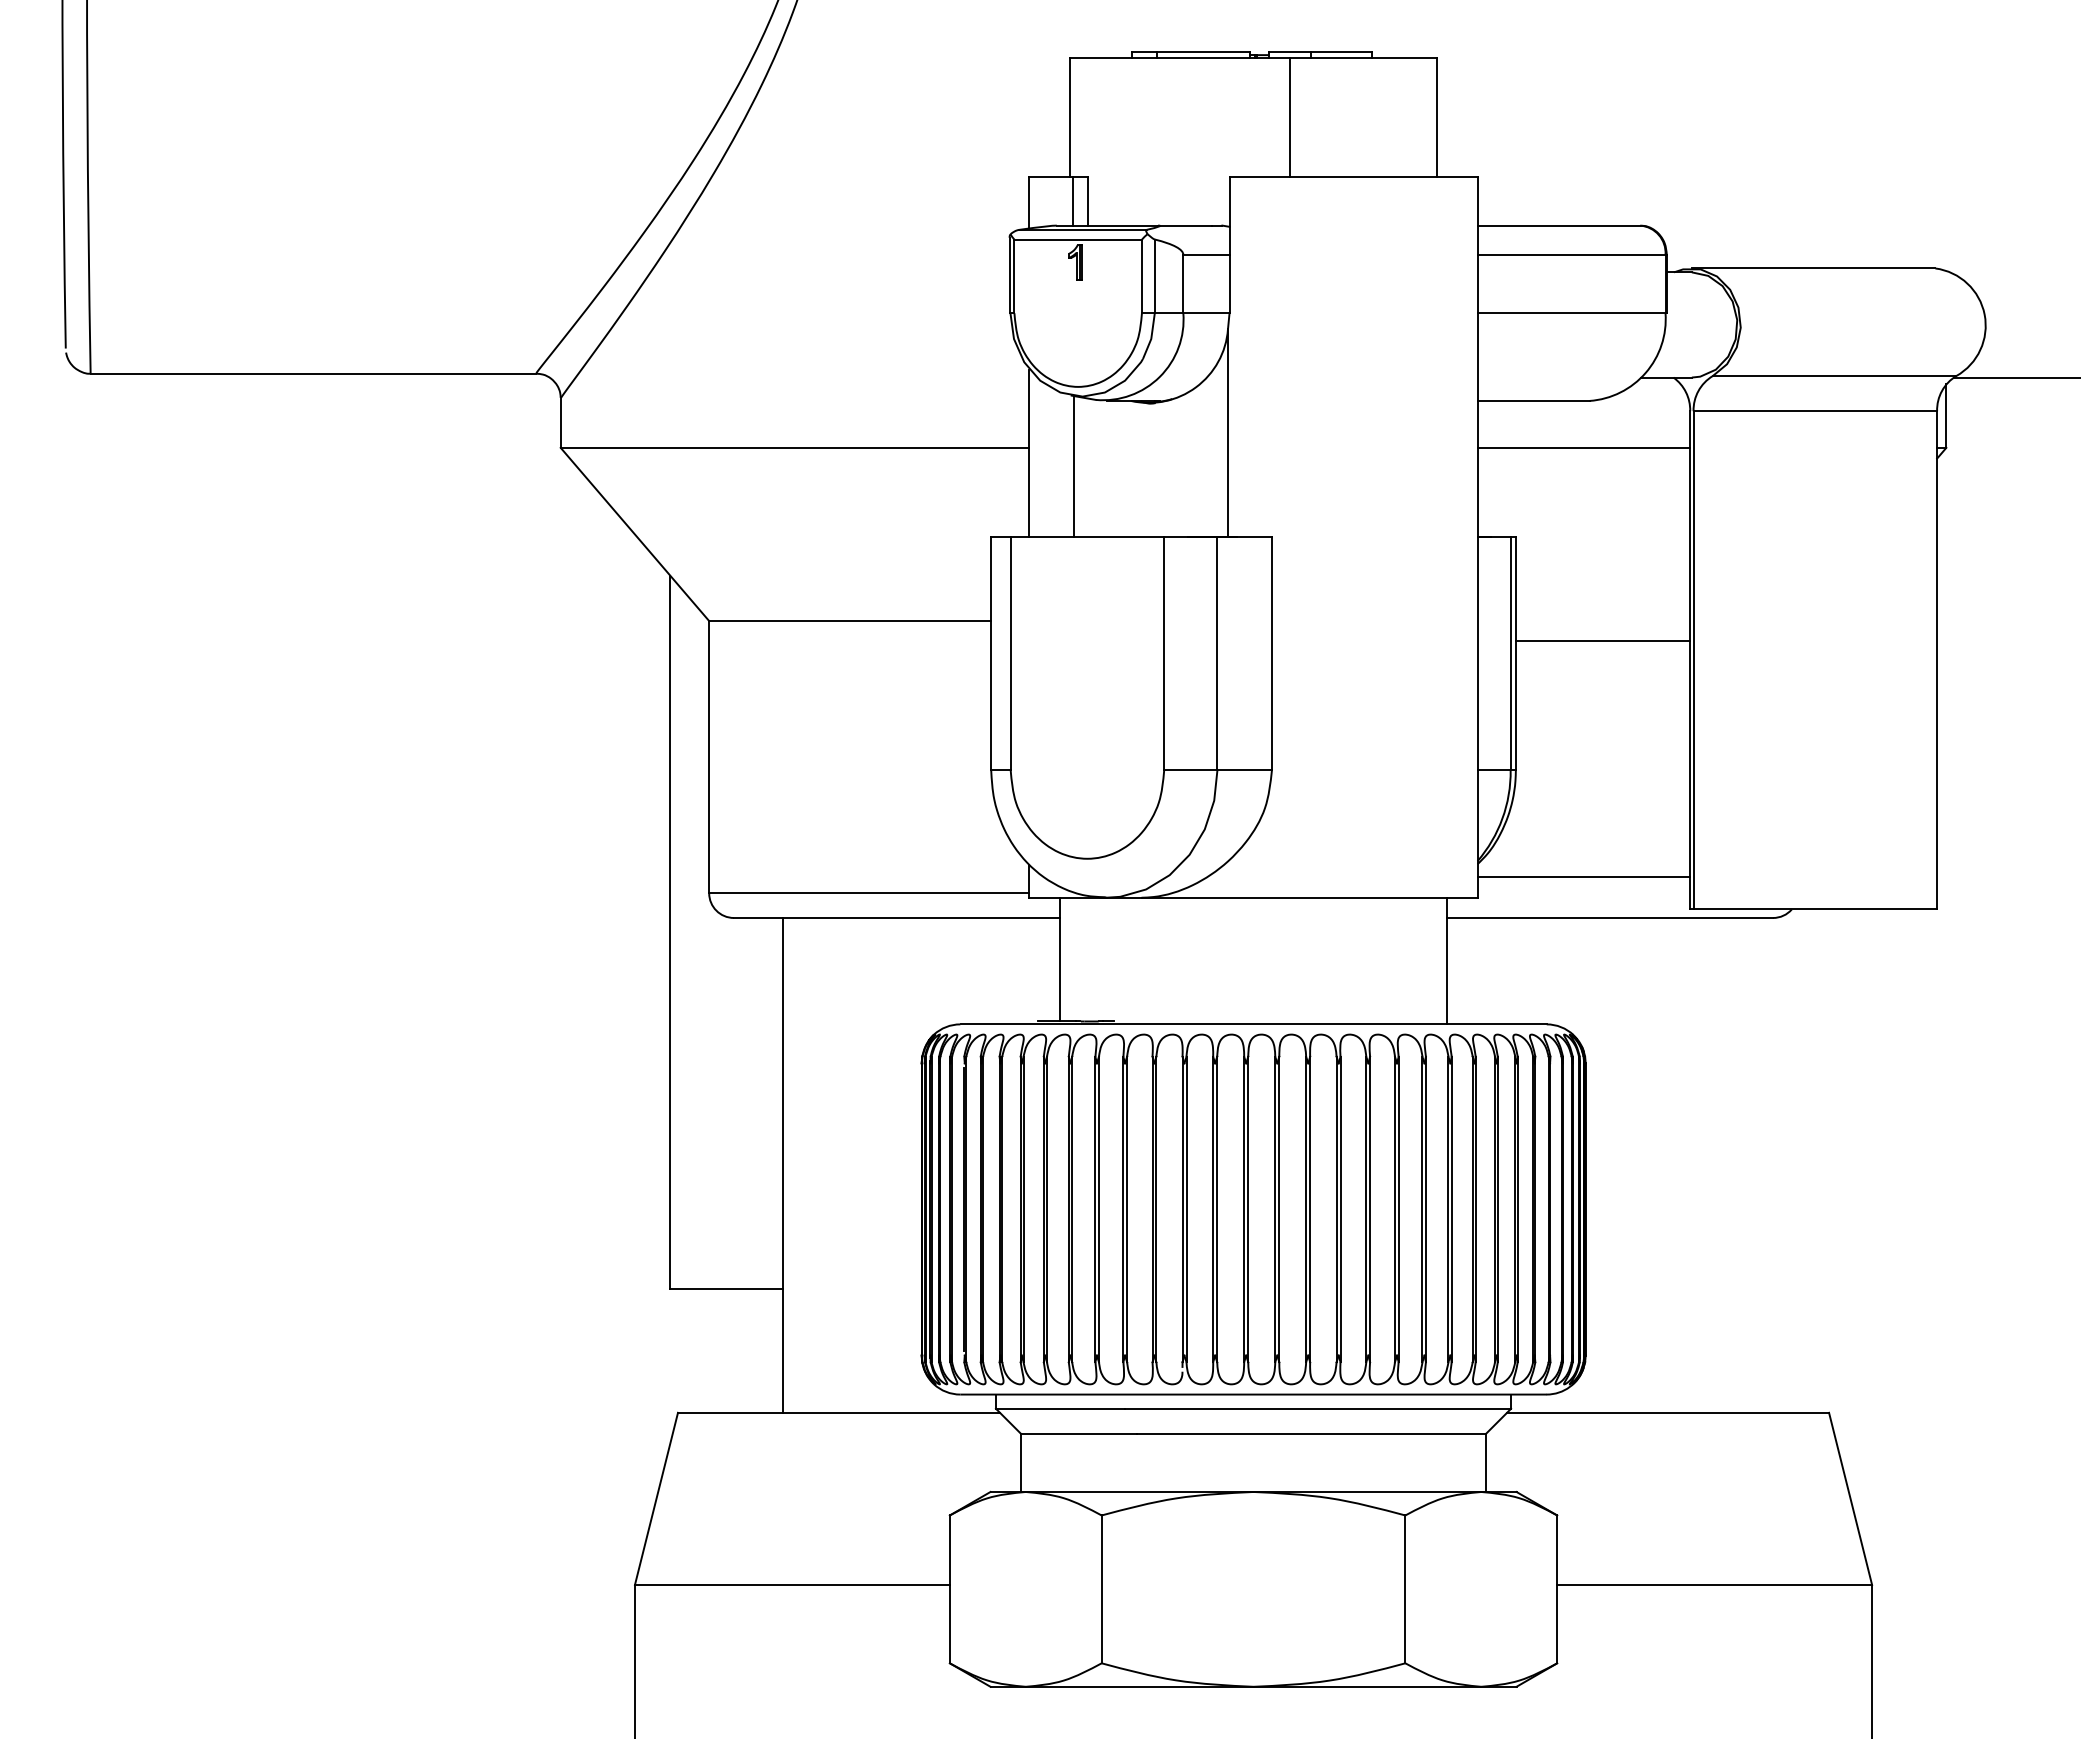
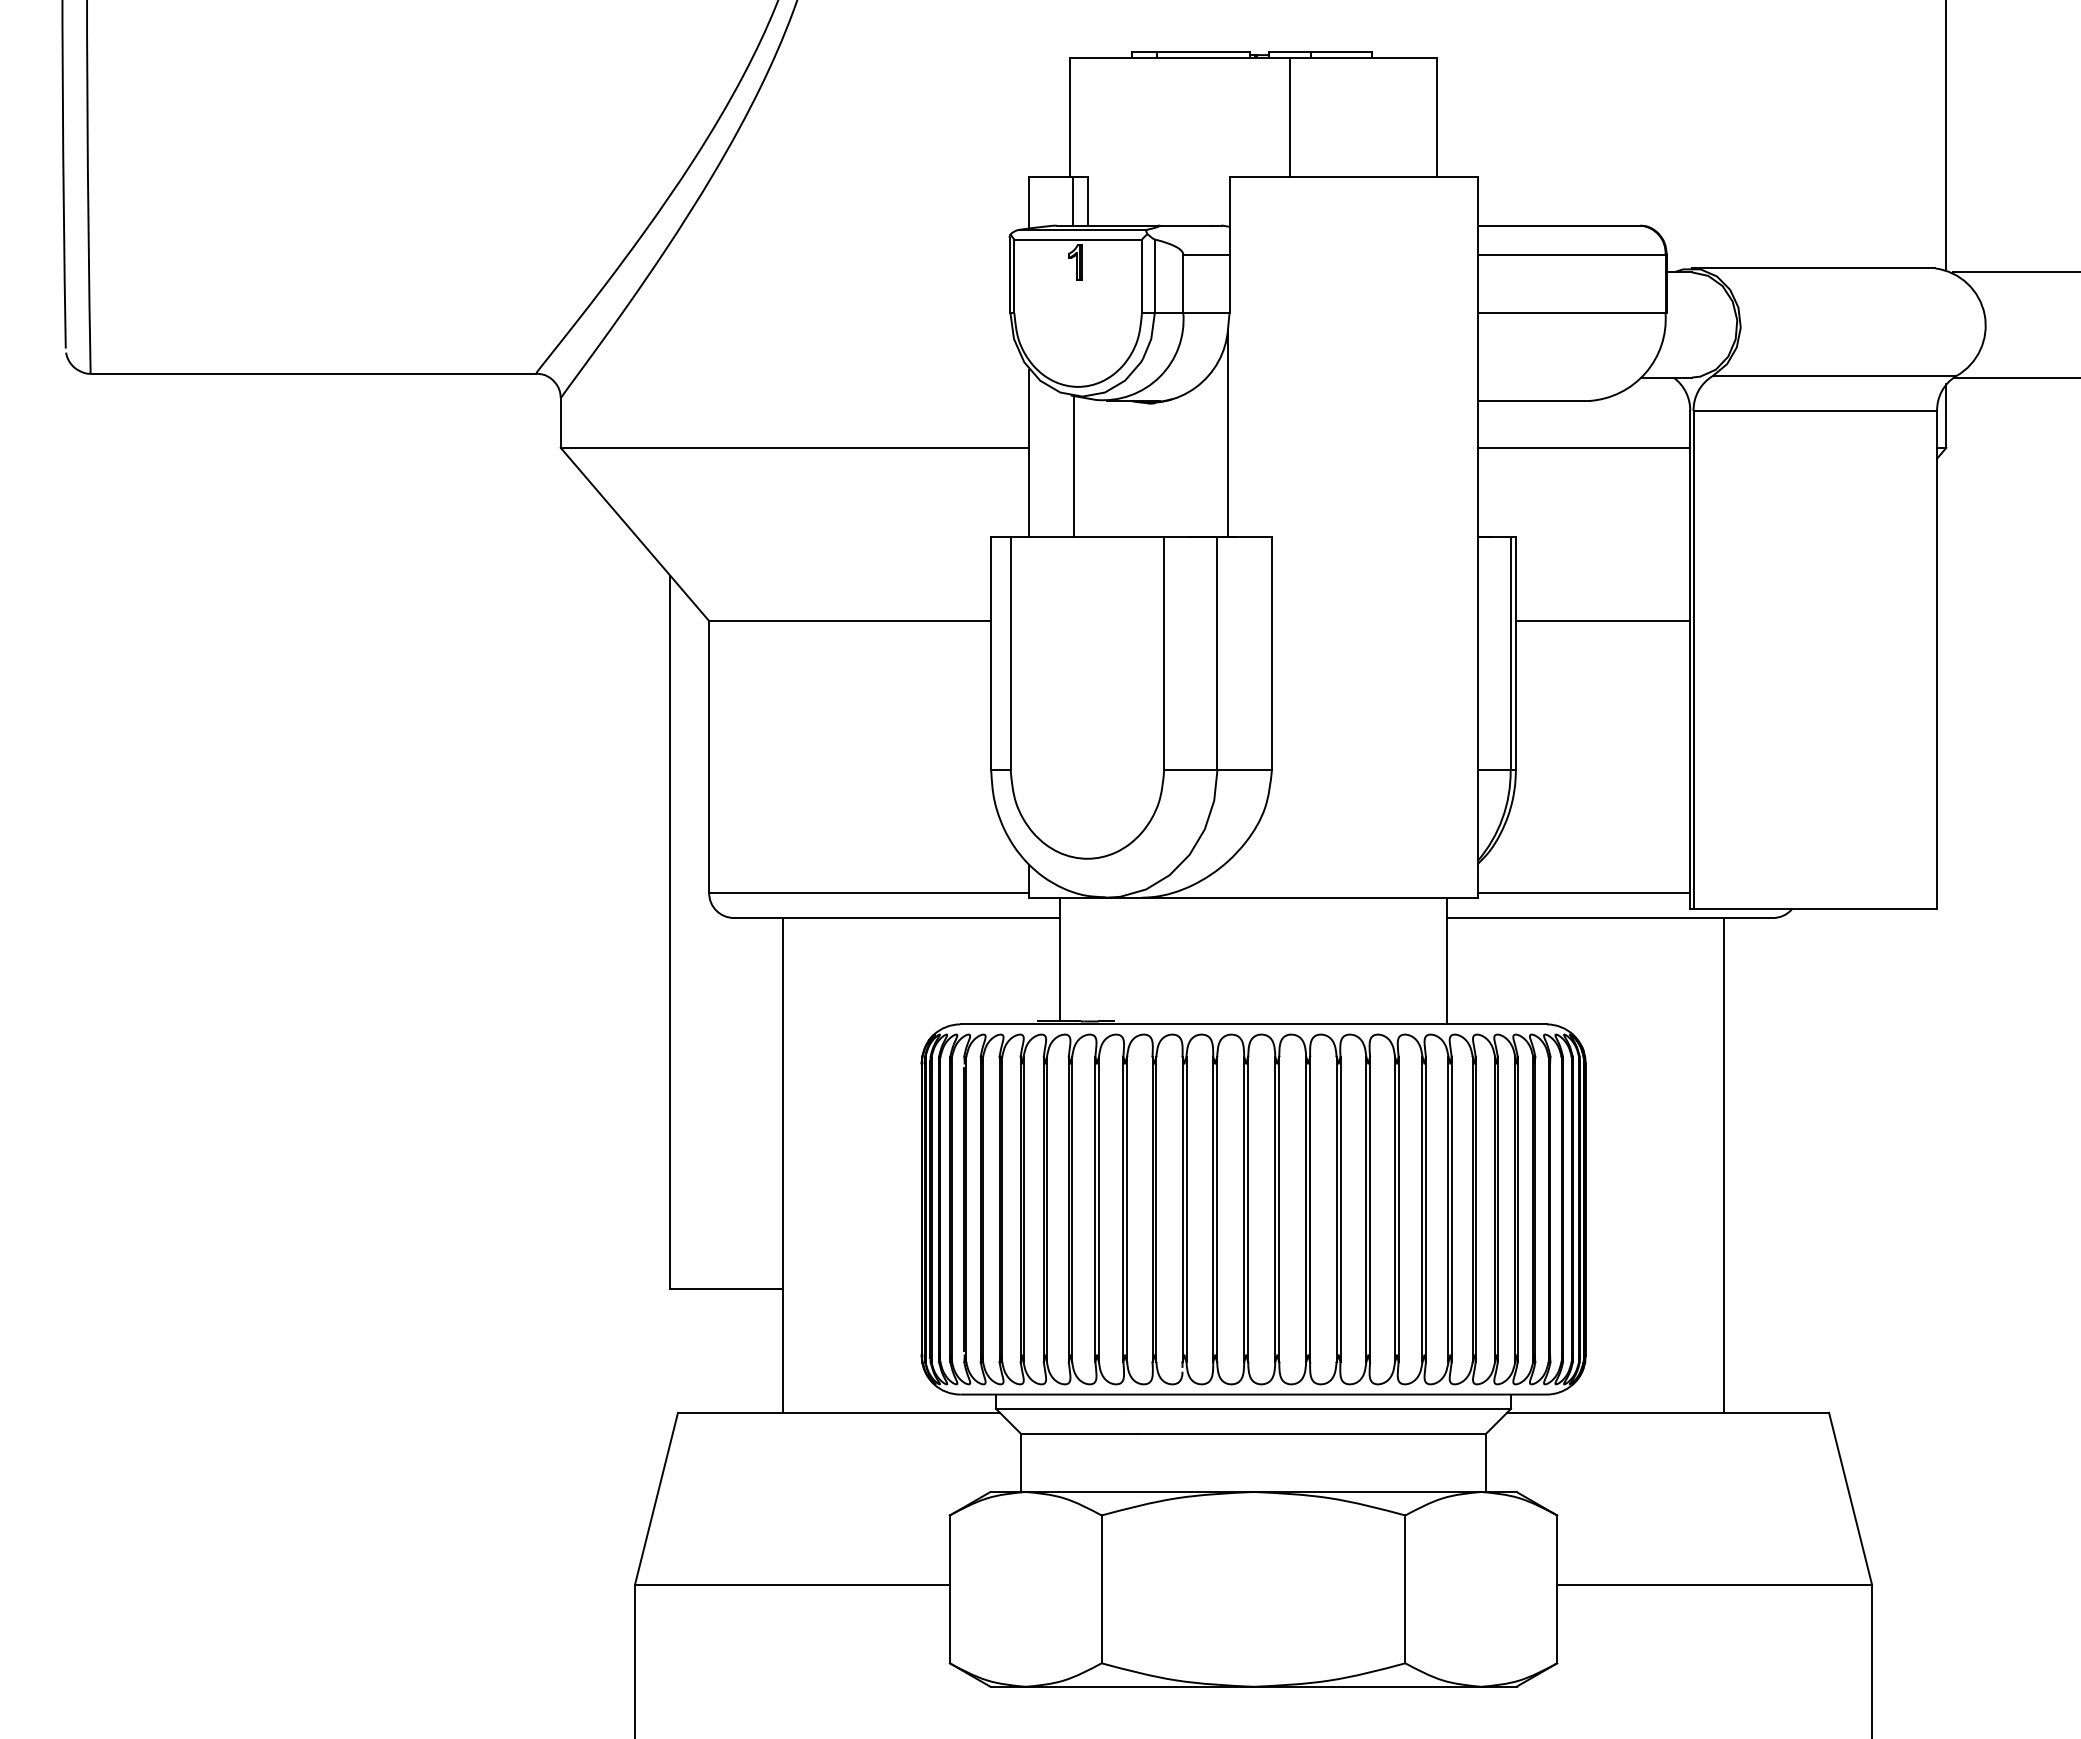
line: none -> present (1946, 135)
line: none -> present (2015, 272)
line position: (1602, 641) -> (1602, 621) (1602, 621)
line position: (1583, 877) -> (1583, 893) (1583, 893)
line: none -> present (1723, 1164)
